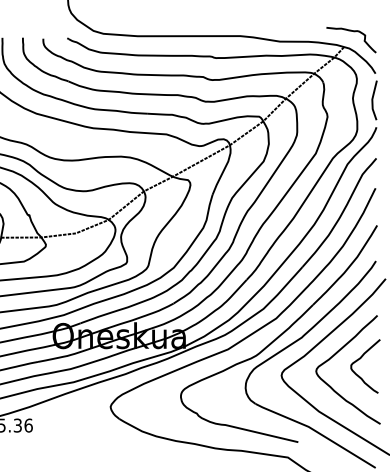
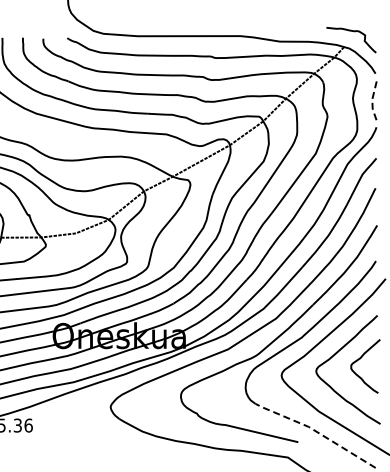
line: solid -> dashed (372, 100)
line: solid -> dashed (316, 431)
